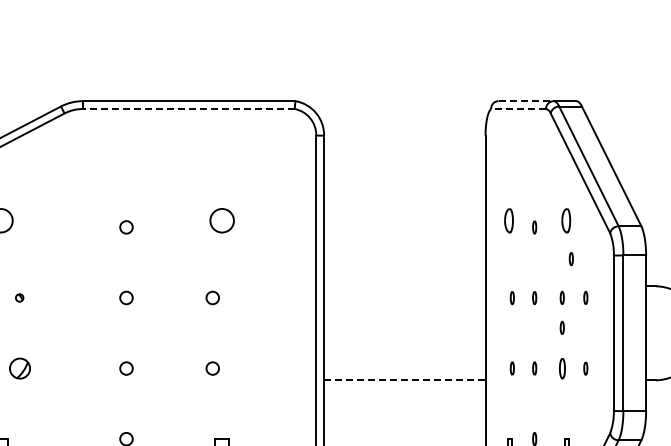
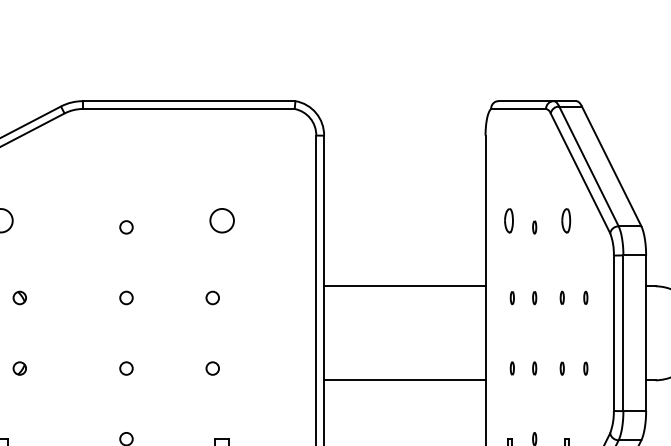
line: dashed -> solid (526, 101)
line: dashed -> solid (188, 109)
line: dashed -> solid (518, 109)
part: present -> none (570, 259)
line: none -> present (404, 286)
part size: 10x10 px -> 15x16 px (19, 297)
part: present -> none (561, 327)
part size: 22x23 px -> 15x15 px (19, 368)
part size: 7x22 px -> 6x15 px (561, 368)
line: dashed -> solid (404, 380)
